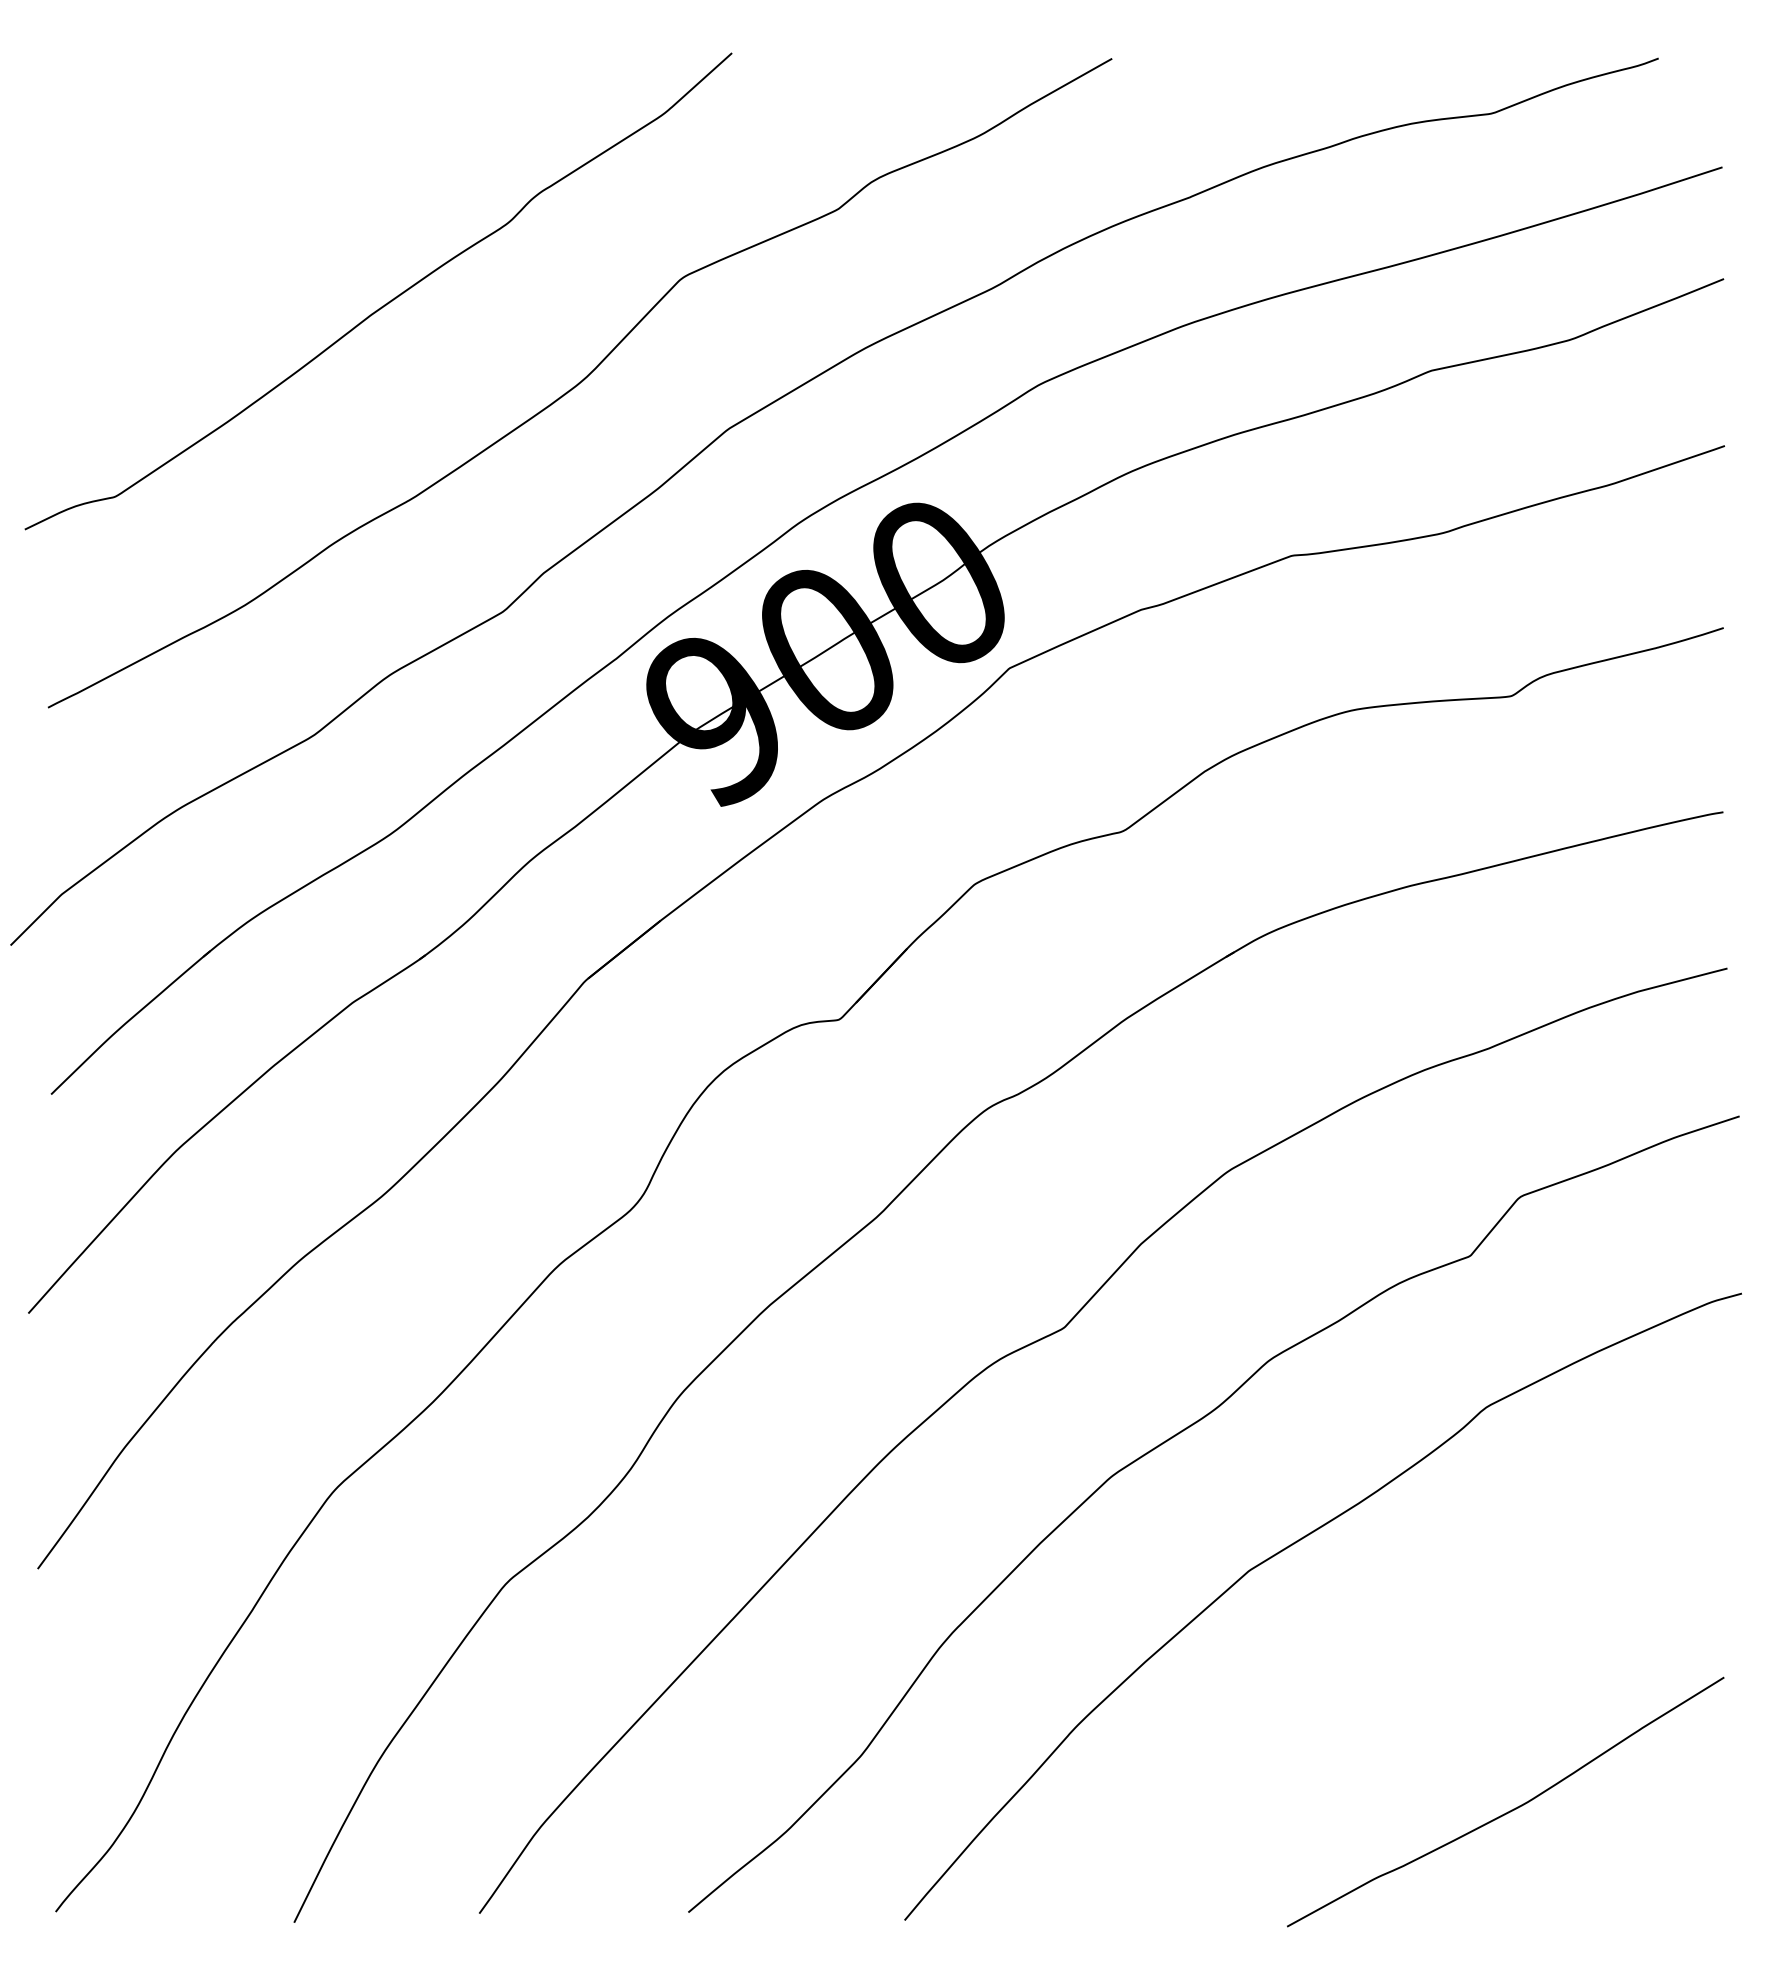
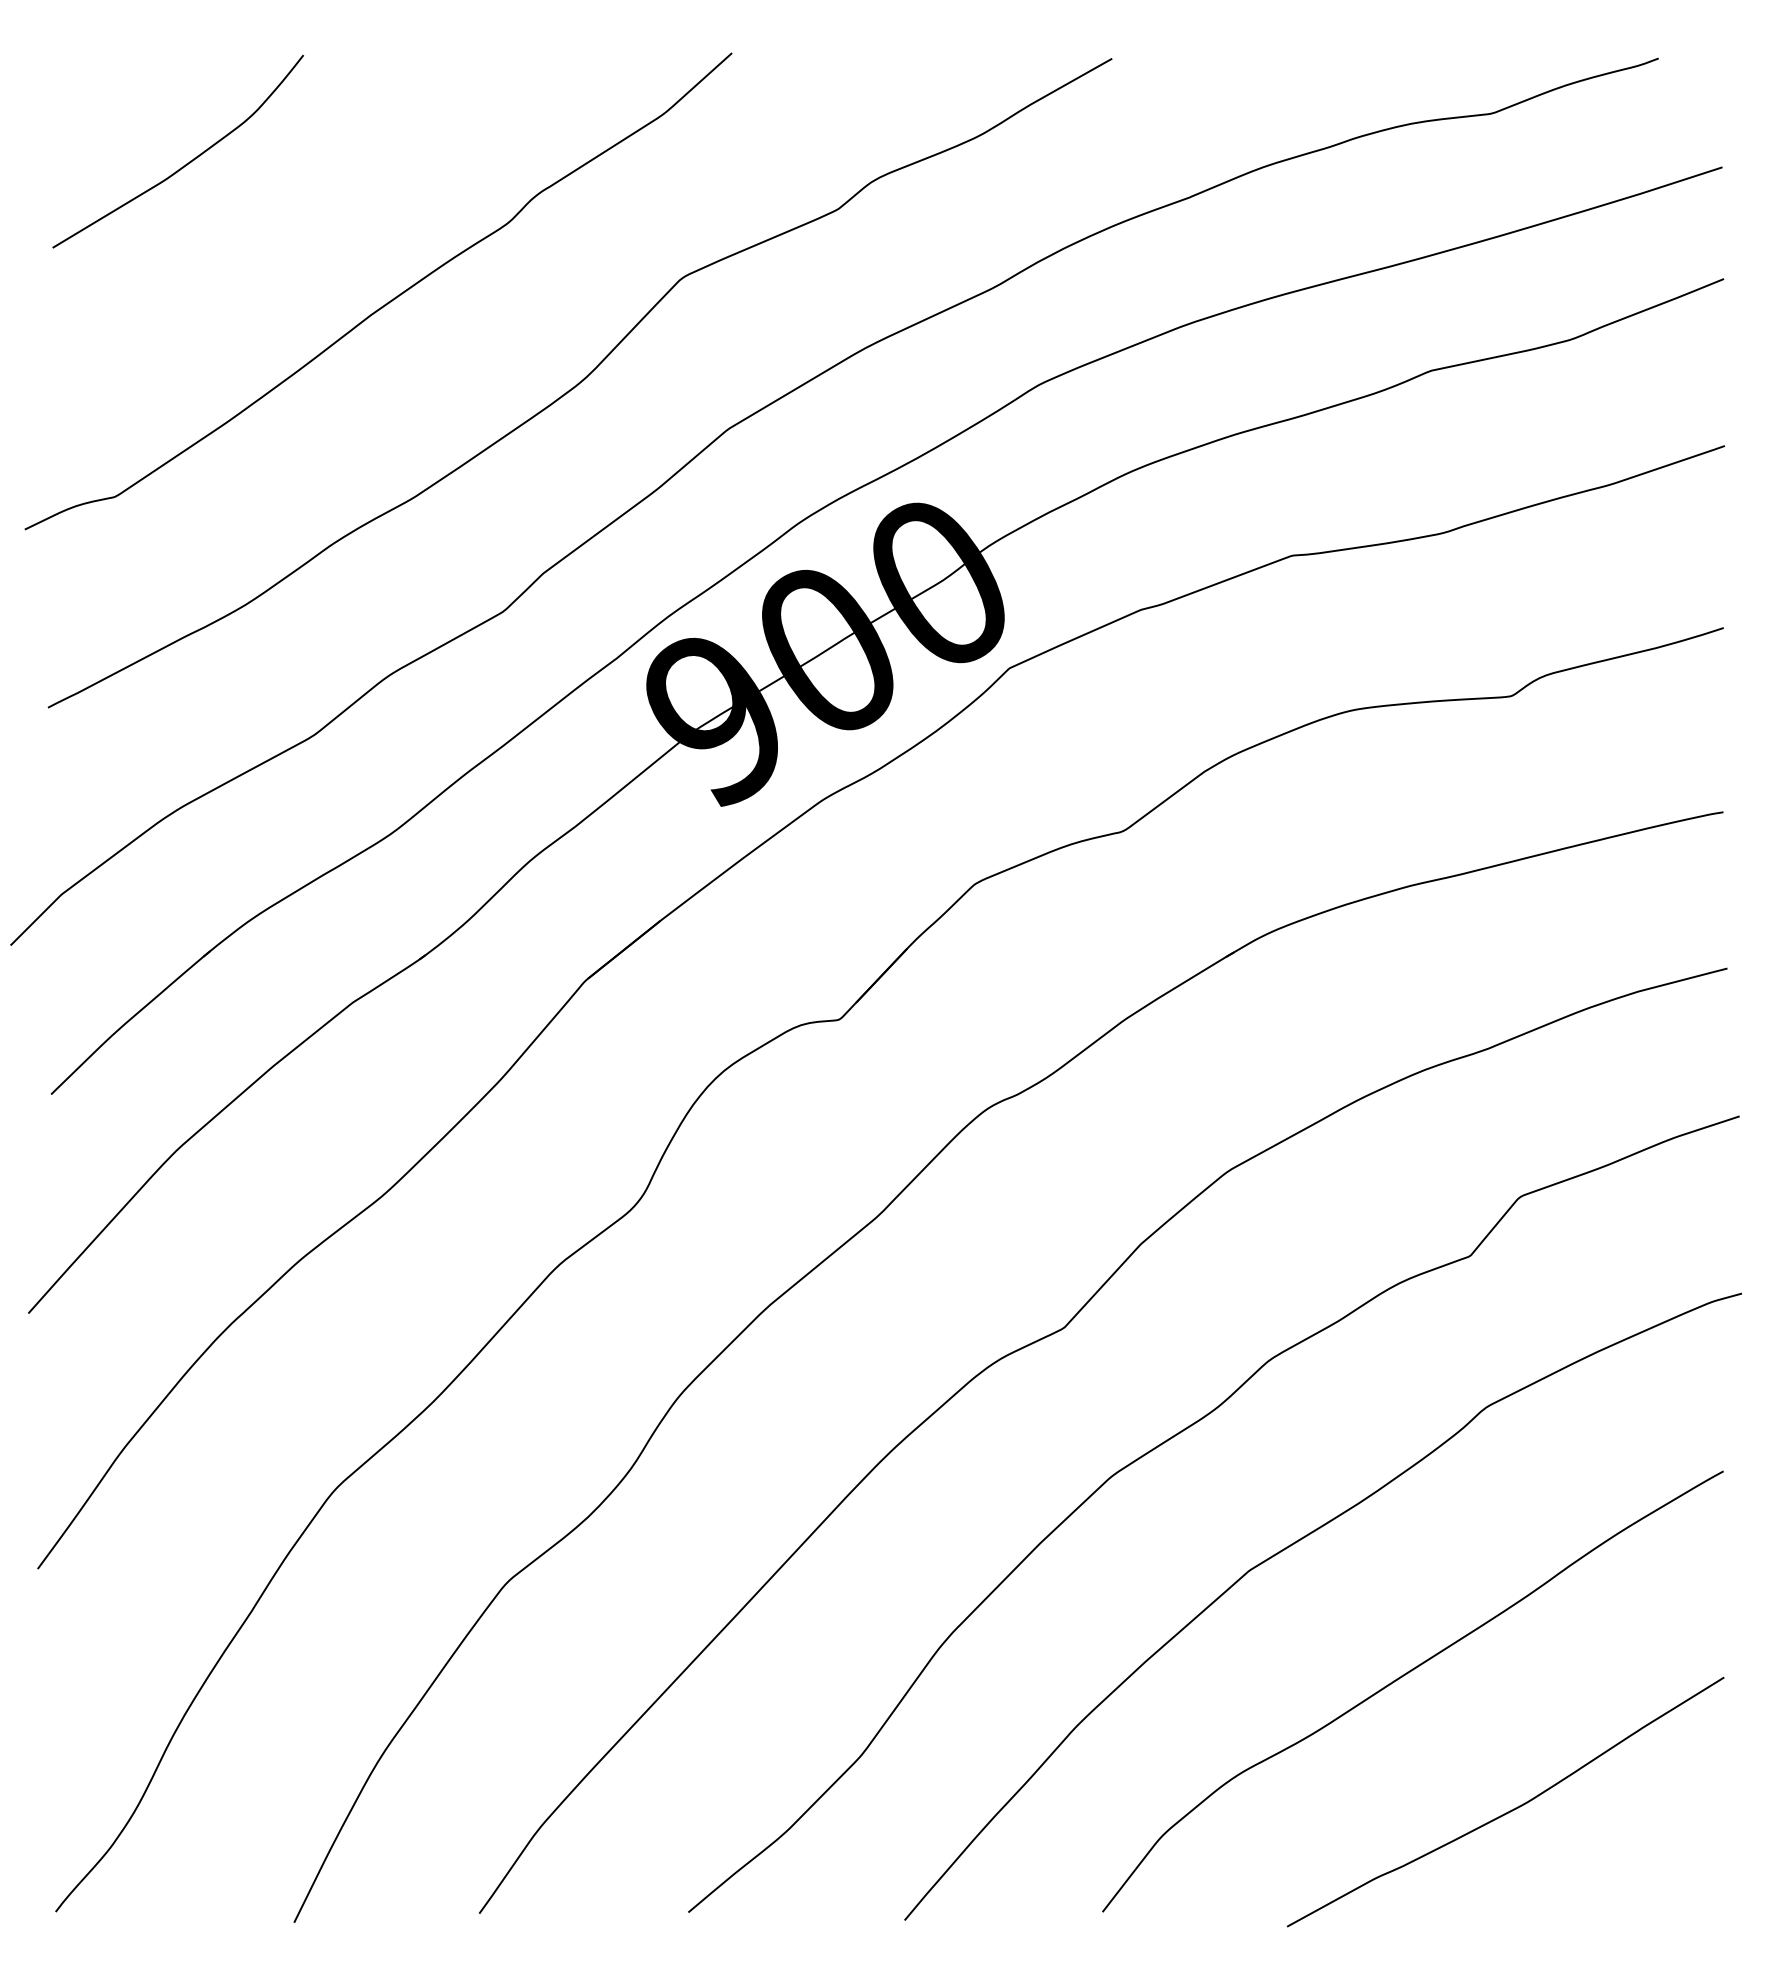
curve: none -> present (186, 163)
curve: none -> present (1402, 1677)
